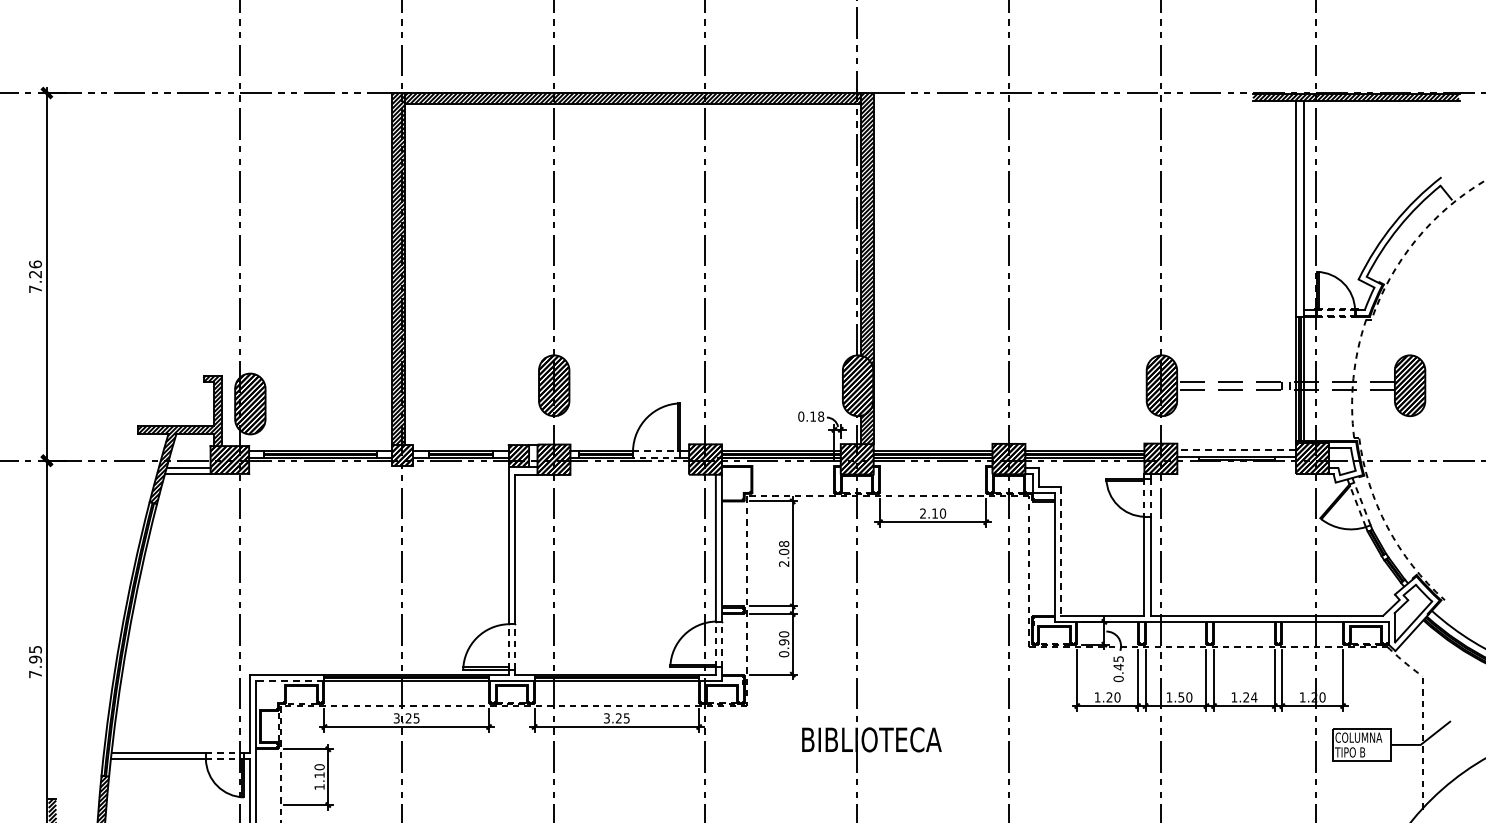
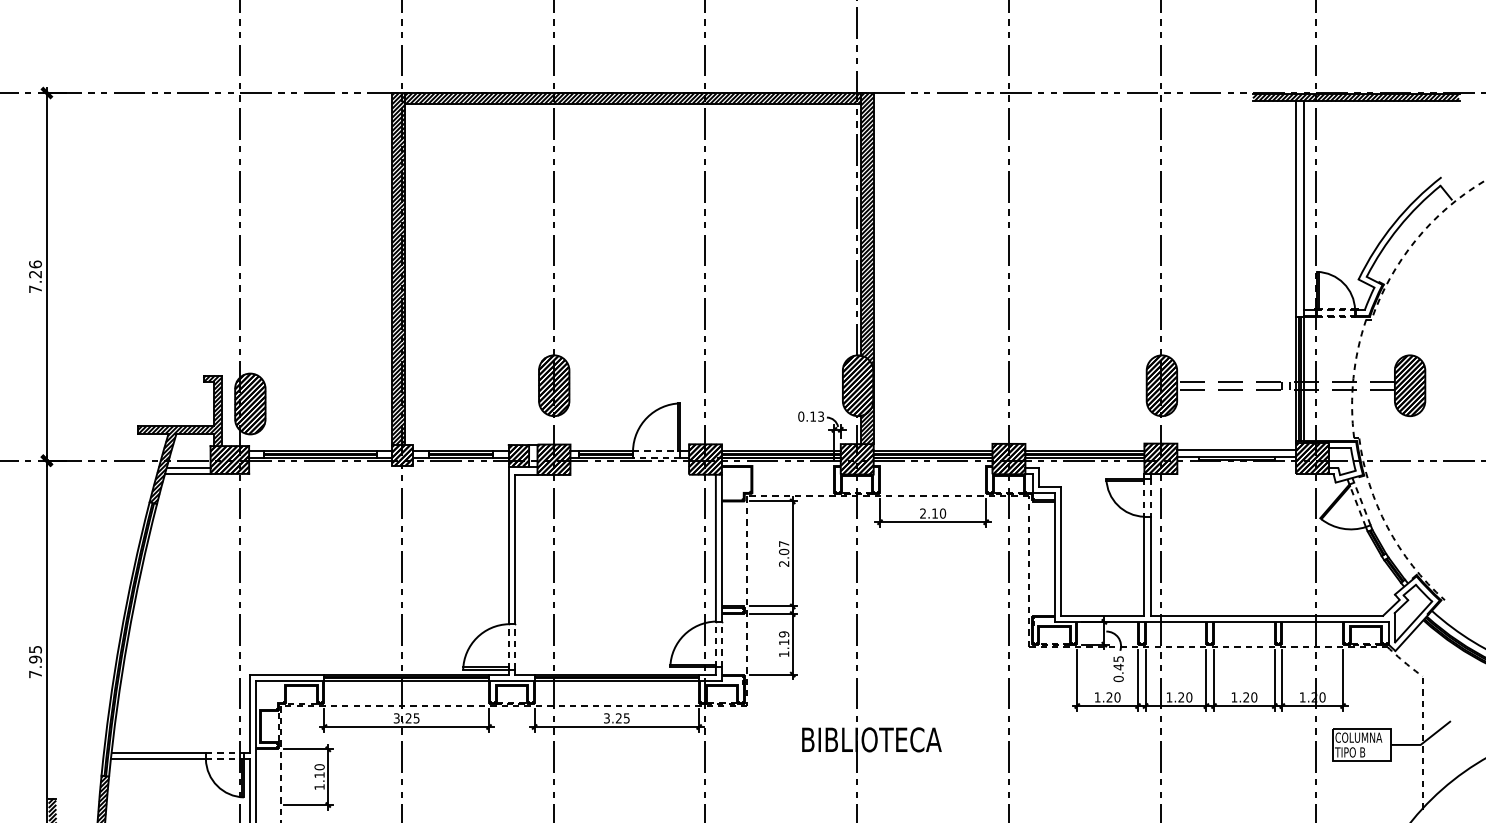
text: 0.18 -> 0.13 (821, 416)
line: dashed -> solid (1236, 449)
text: 2.08 -> 2.07 (784, 544)
line: dashed -> solid (1060, 551)
text: 0.90 -> 1.19 (784, 644)
line: dashed -> solid (289, 680)
text: 1.50 -> 1.20 (1181, 697)
text: 1.24 -> 1.20 (1254, 697)
